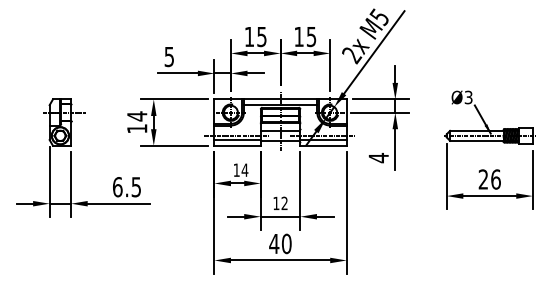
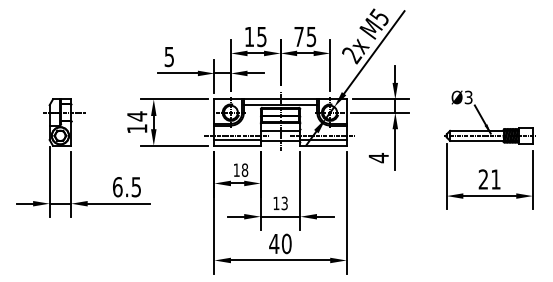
text: 15 -> 75 (298, 36)
text: 14 -> 18 (244, 169)
text: 26 -> 21 (495, 179)
text: 12 -> 13 (284, 203)
